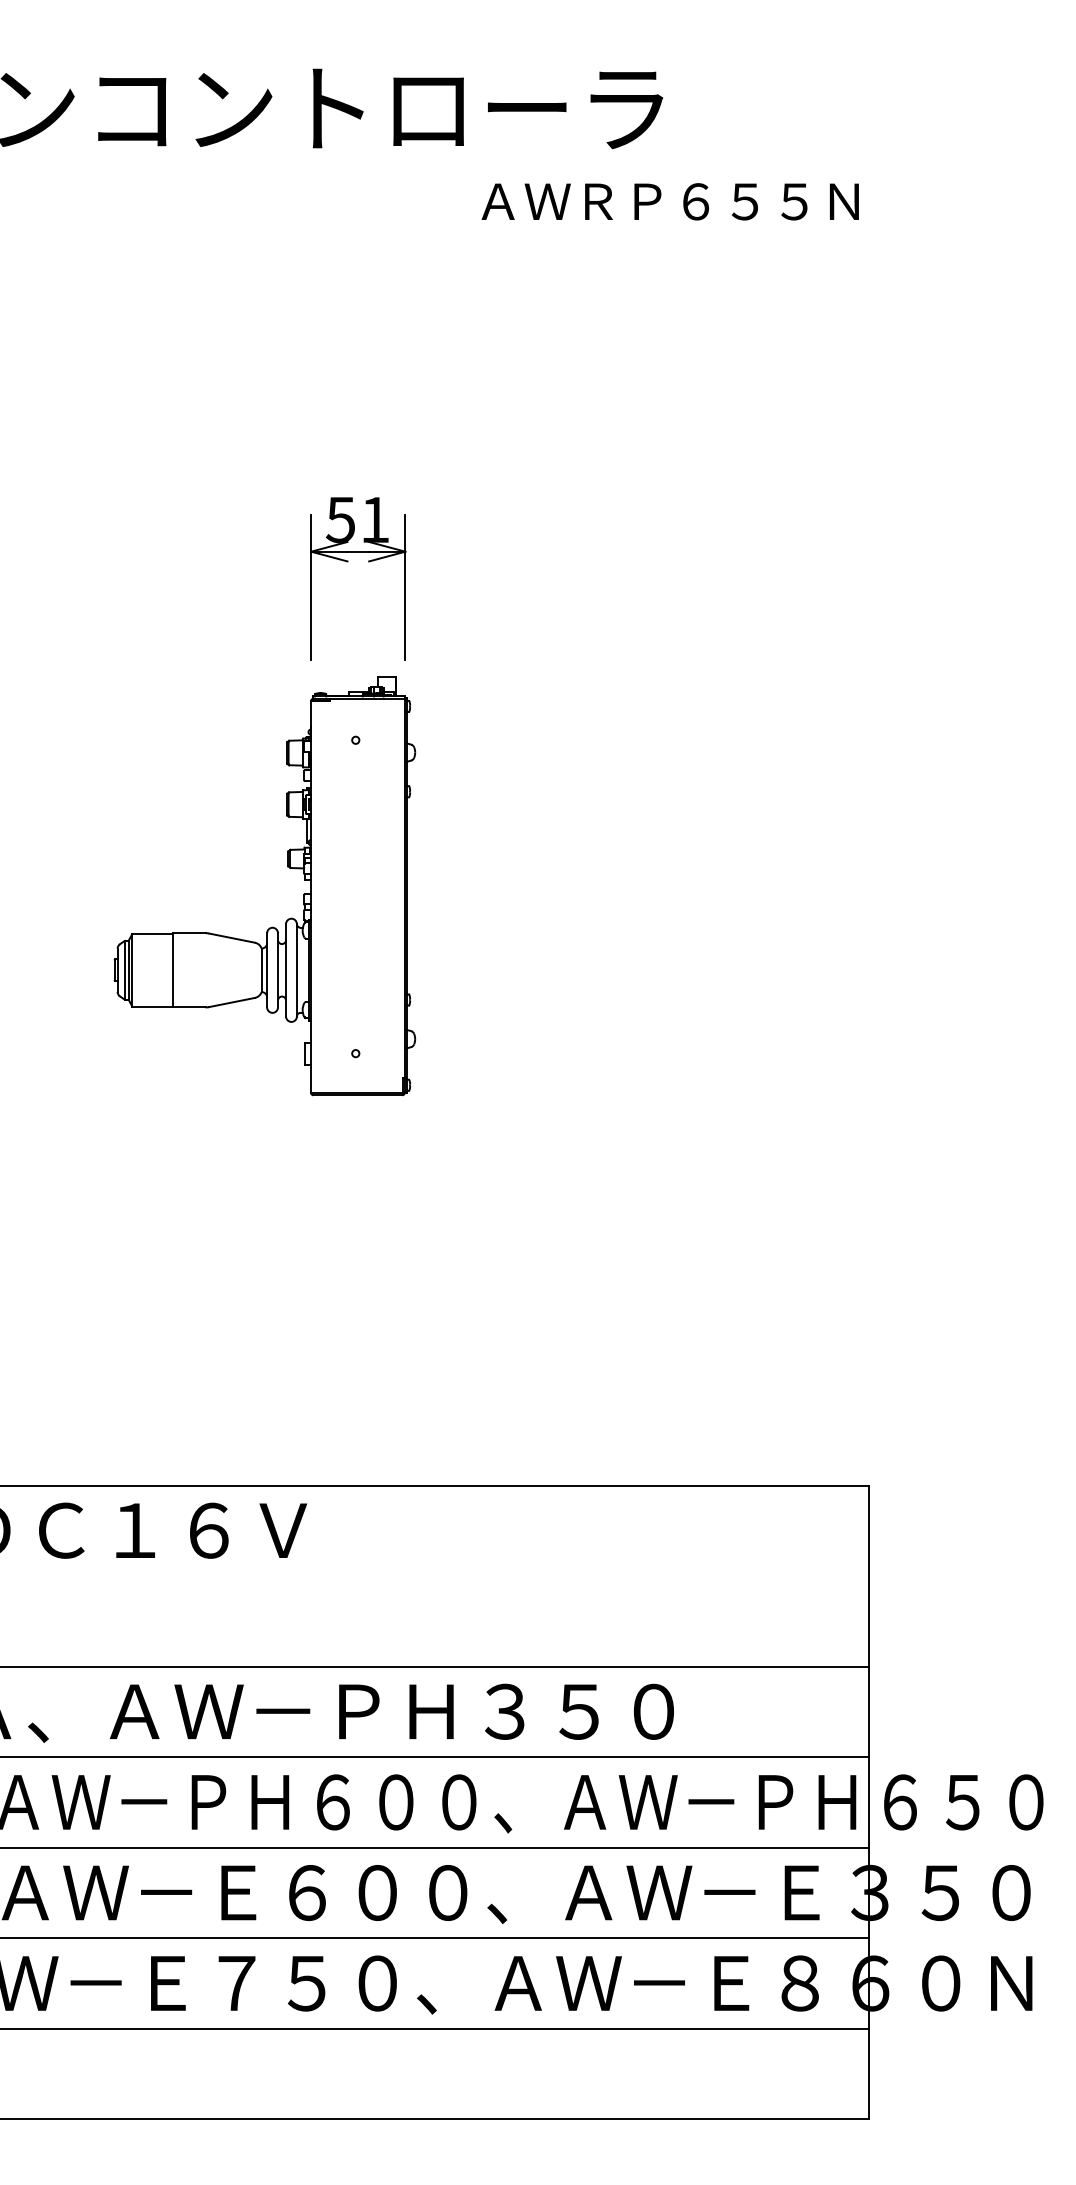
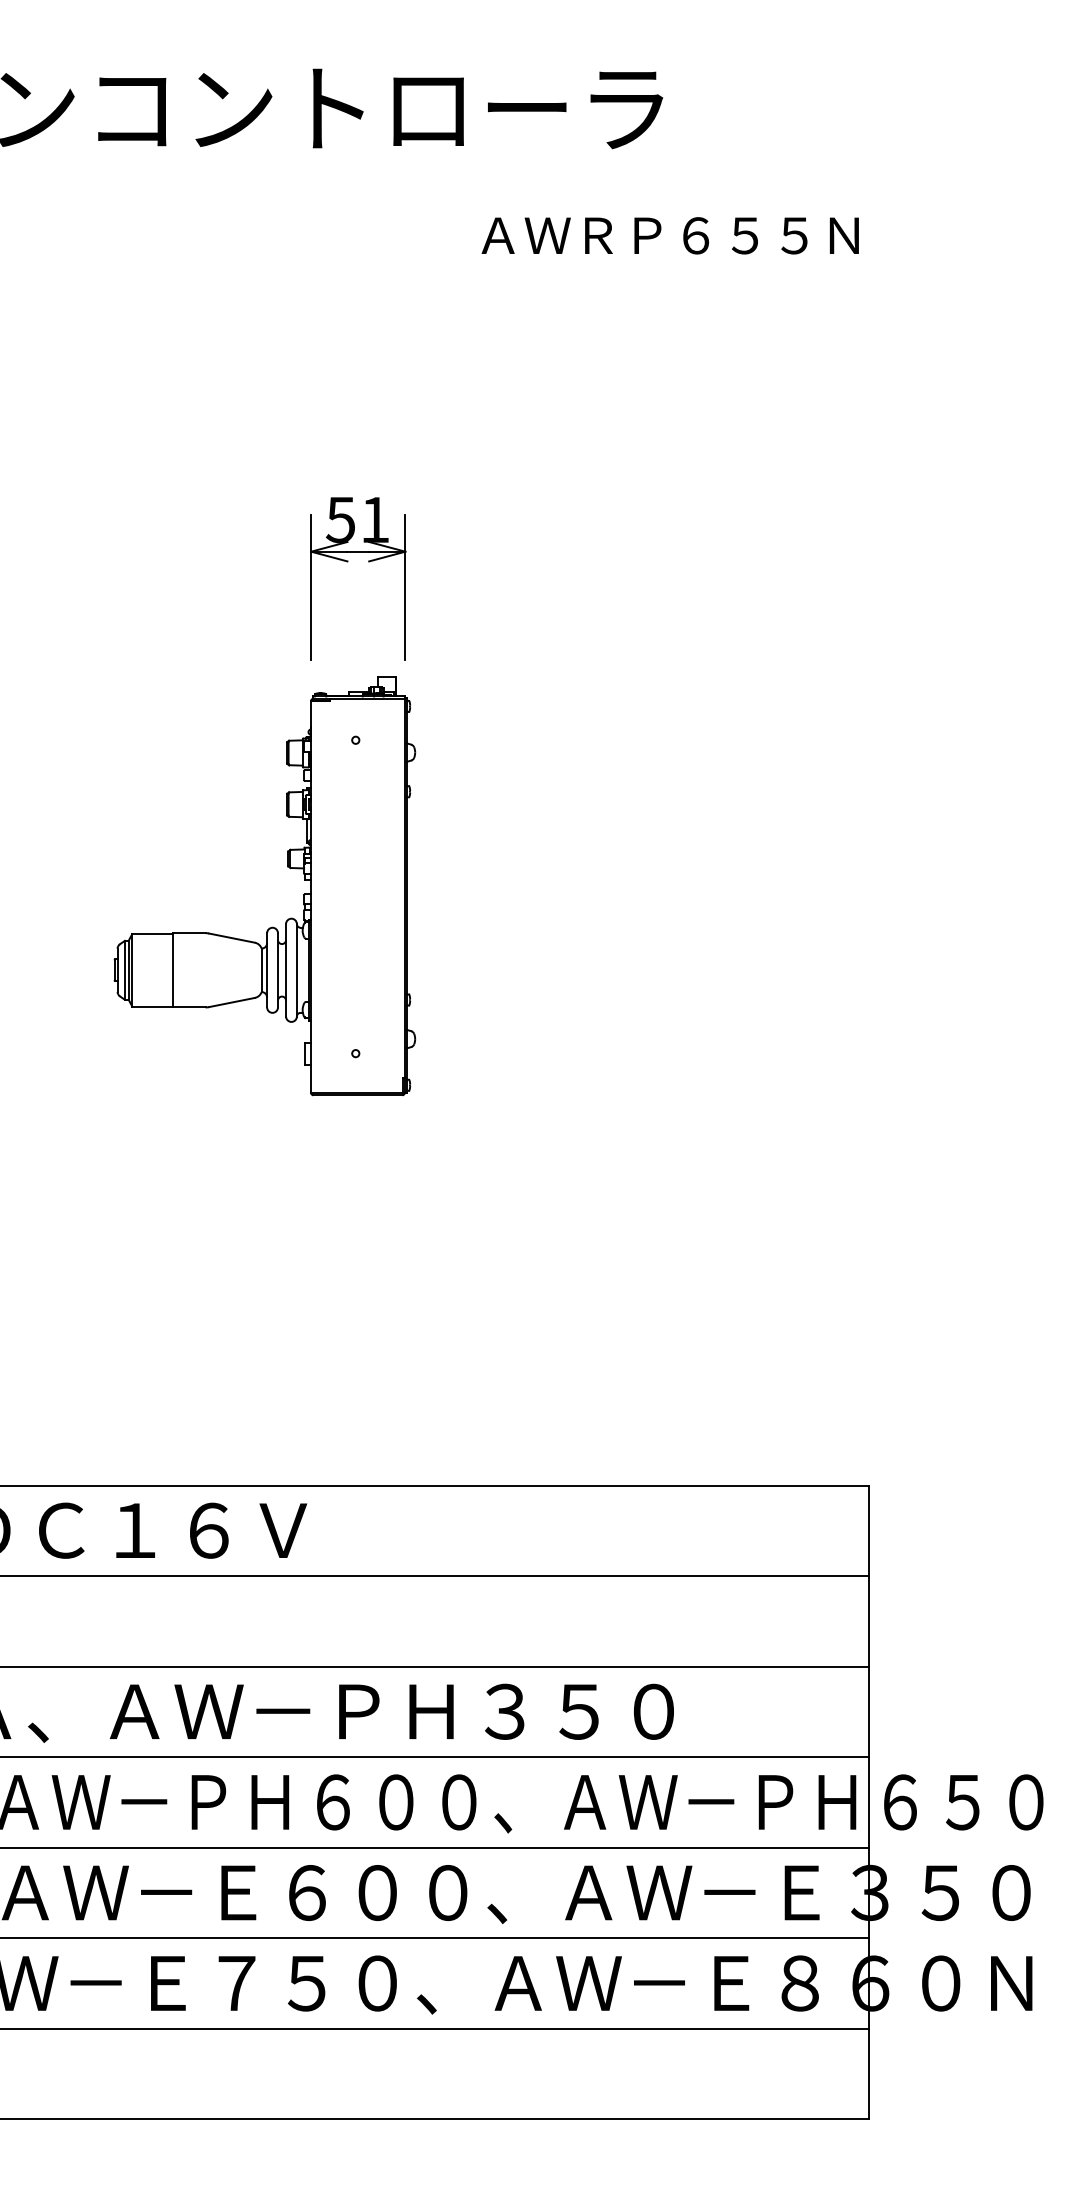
text position: (669, 201) -> (669, 235) (669, 235)
line: none -> present (435, 1576)
